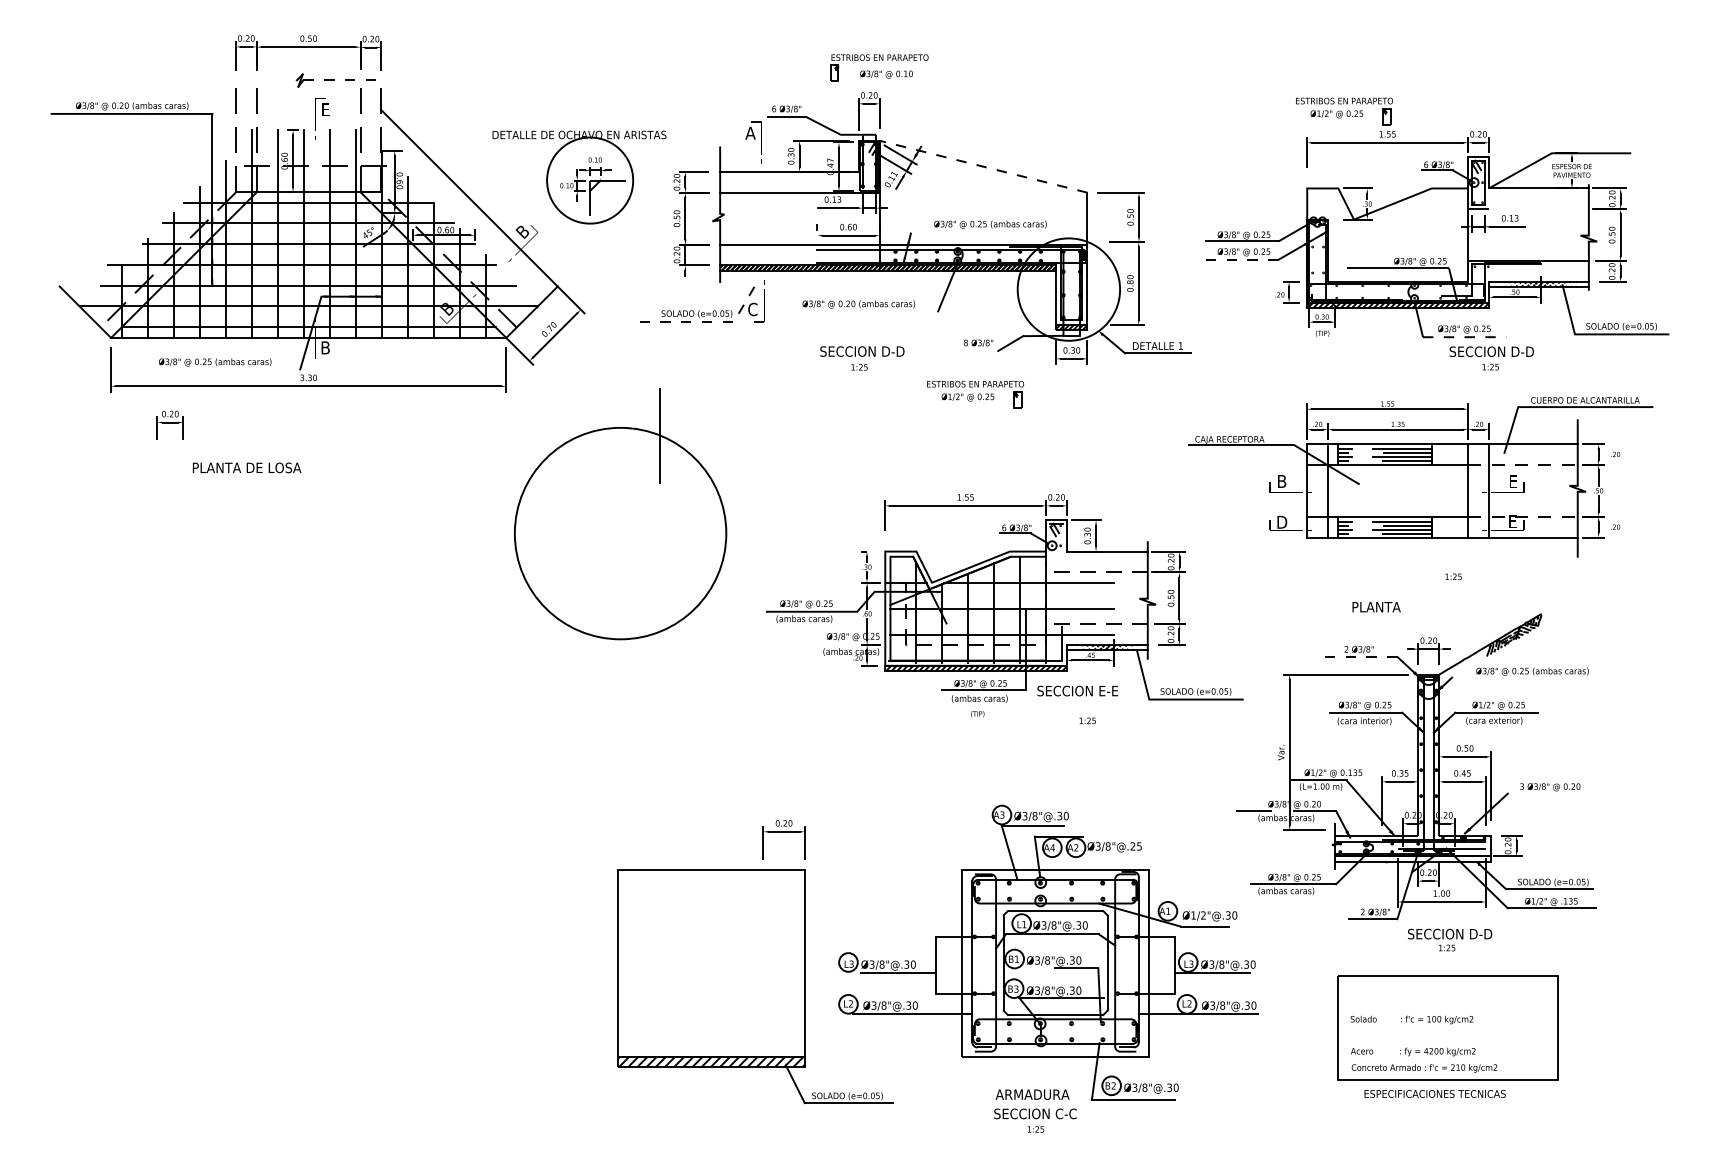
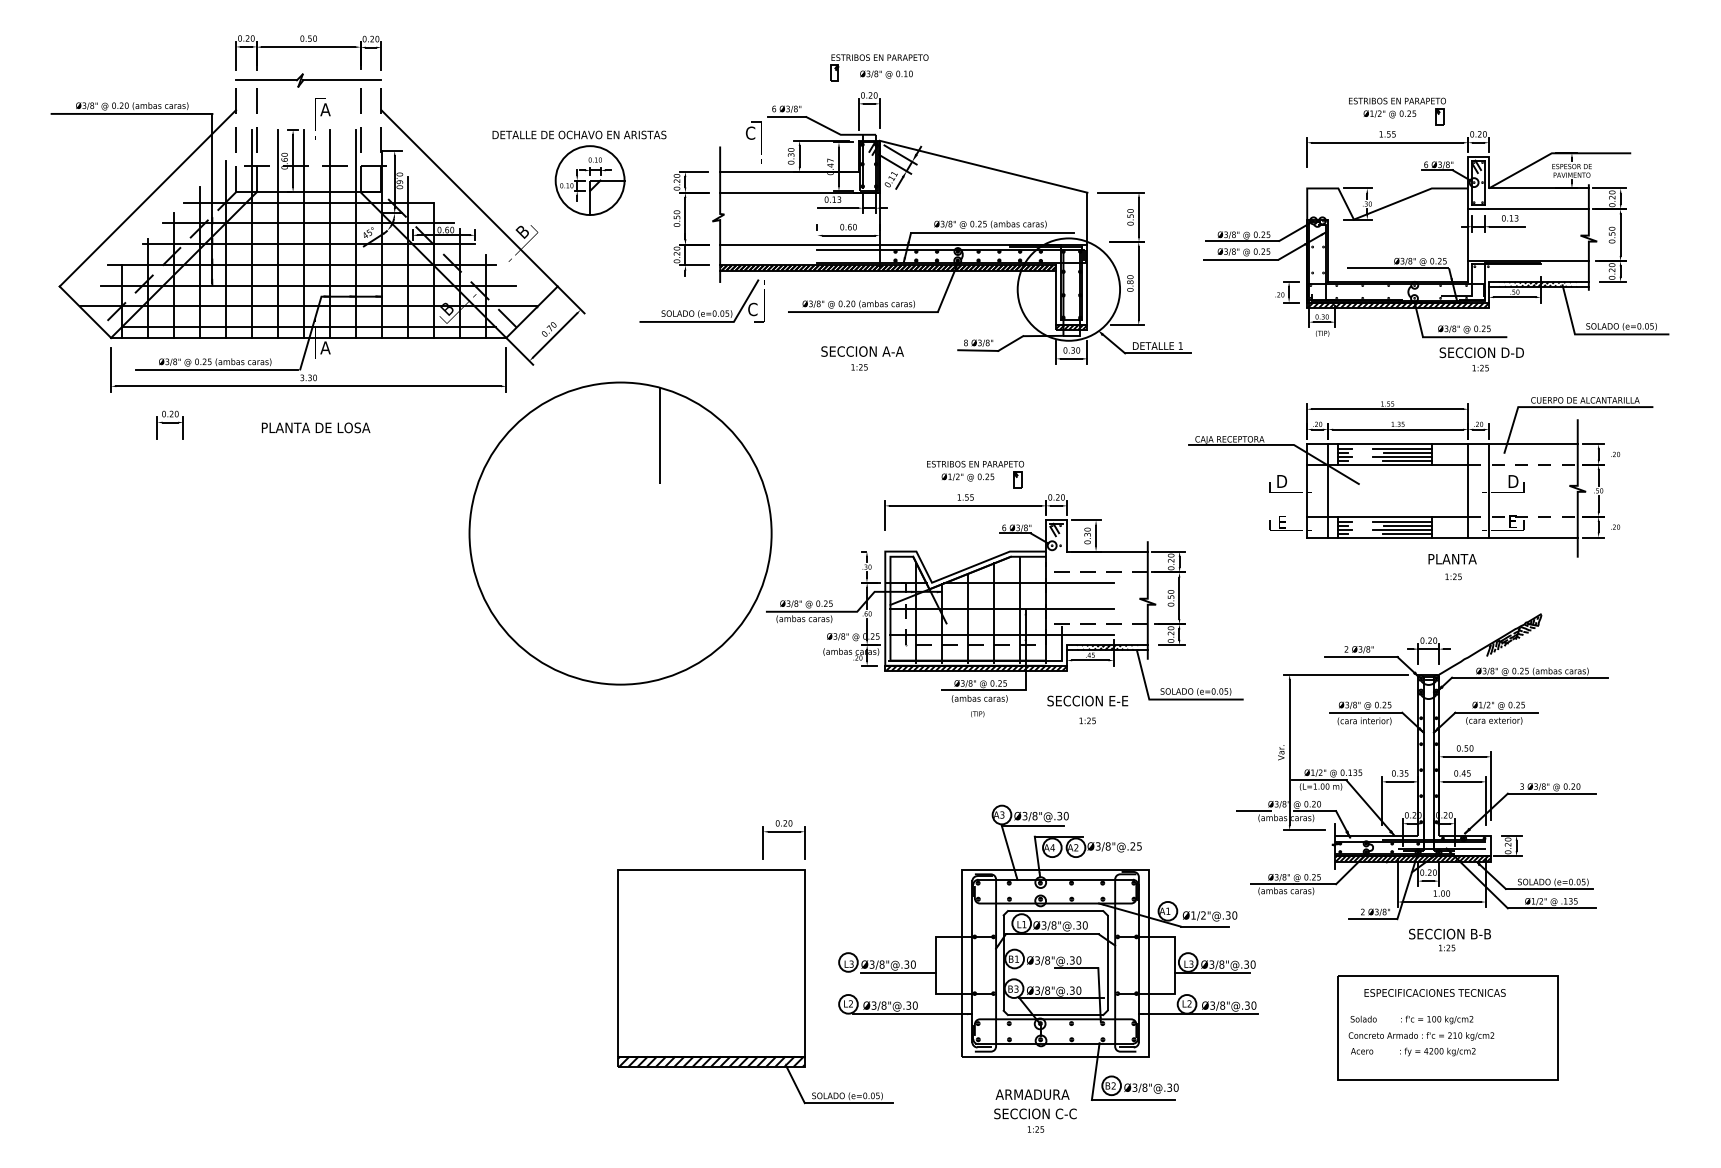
line: none -> present (266, 80)
line: dashed -> solid (342, 80)
text: E -> A (325, 109)
part position: (1344, 111) -> (1397, 111) (1397, 111)
text: A -> C (750, 132)
line: dashed -> solid (983, 166)
circle diameter: 86 px -> 69 px (589, 180)
line: none -> present (147, 198)
line: none -> present (1538, 209)
line: none -> present (992, 232)
line: dashed -> solid (1241, 259)
line: none -> present (862, 312)
line: dashed -> solid (712, 321)
line: dashed -> solid (1464, 337)
text: B -> A (325, 347)
line: none -> present (978, 350)
text: SECCION D-D -> SECCION A-A (862, 351)
text position: (1491, 358) -> (1481, 359) (1481, 359)
line: none -> present (216, 370)
part position: (975, 394) -> (975, 474) (975, 474)
text position: (246, 467) -> (315, 427) (315, 427)
text: B -> D (1282, 481)
text: E -> D (1513, 481)
text: D -> E (1282, 521)
circle diameter: 211 px -> 302 px (620, 533)
text position: (1376, 607) -> (1452, 559) (1452, 559)
line: dashed -> solid (1361, 657)
line: none -> present (1530, 677)
text position: (1077, 690) -> (1087, 700) (1087, 700)
line: none -> present (1551, 793)
hatch: none -> present (1413, 858)
text: SECCION D-D -> SECCION B-B (1450, 933)
text position: (1424, 1068) -> (1421, 1036) (1421, 1036)
text position: (1434, 1093) -> (1434, 992) (1434, 992)
